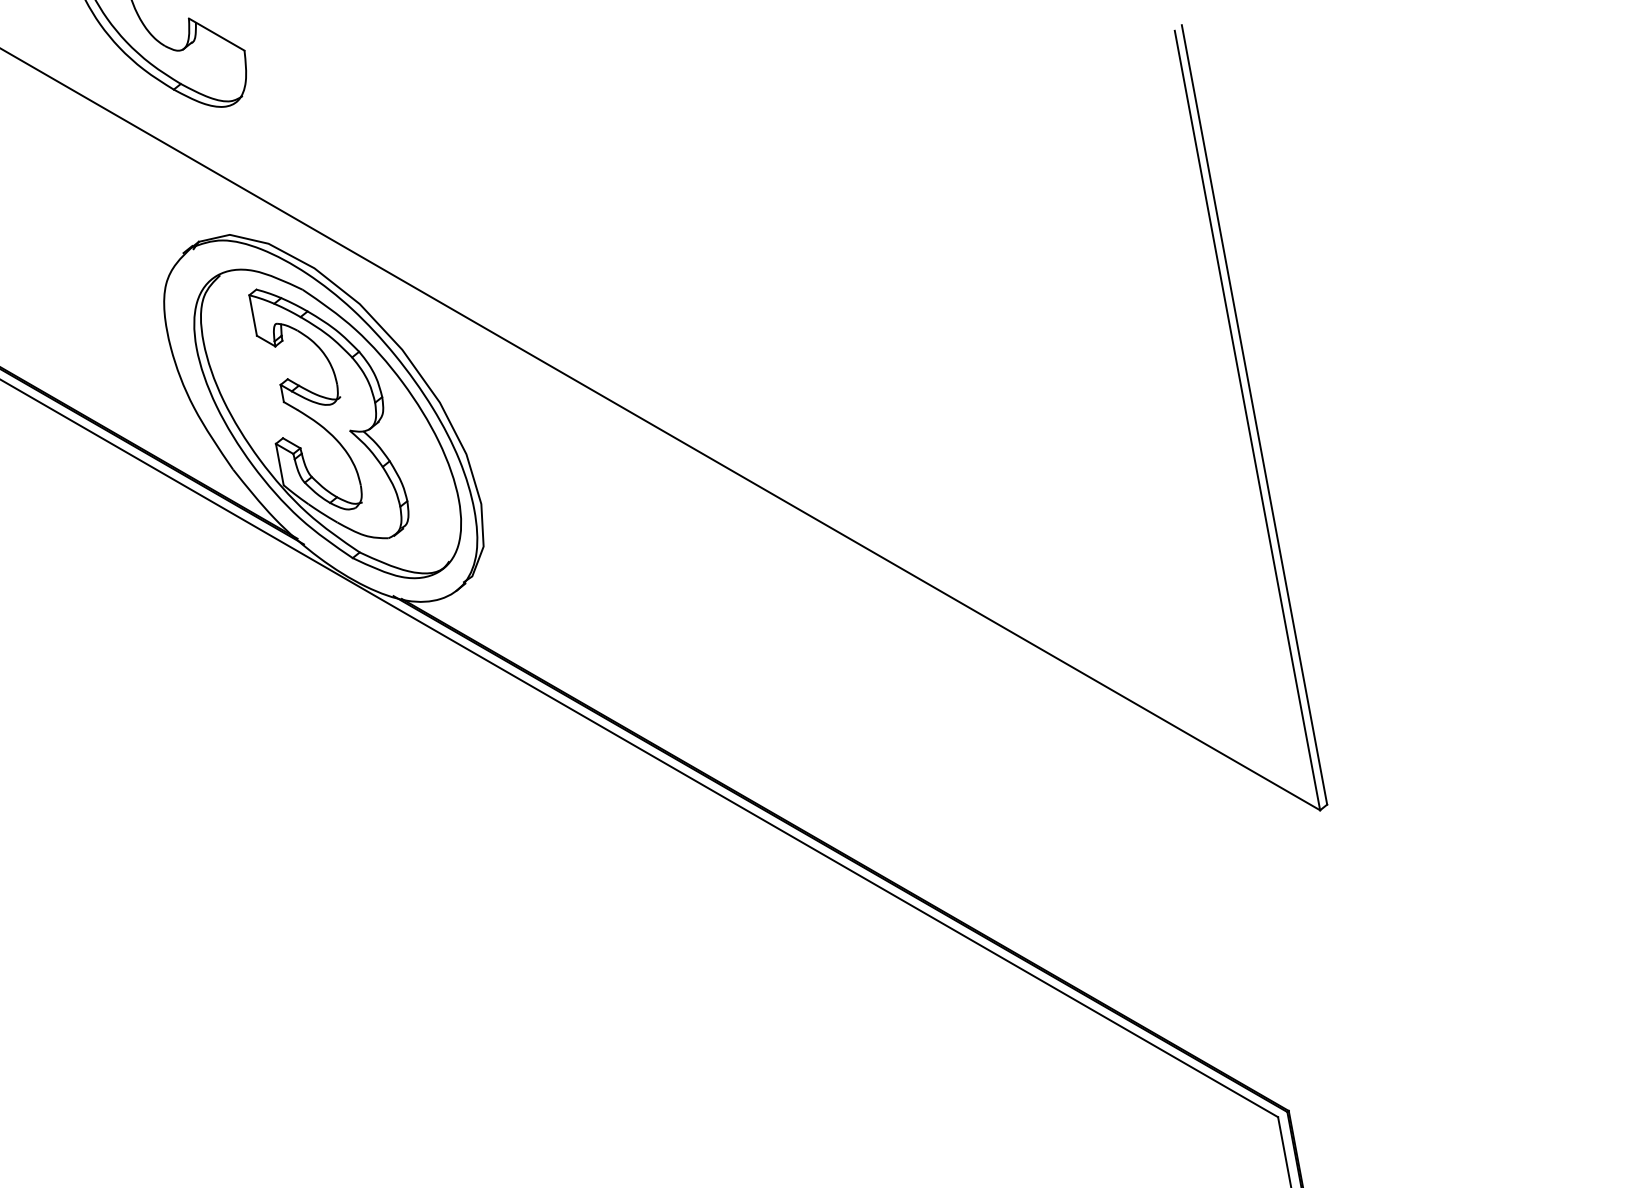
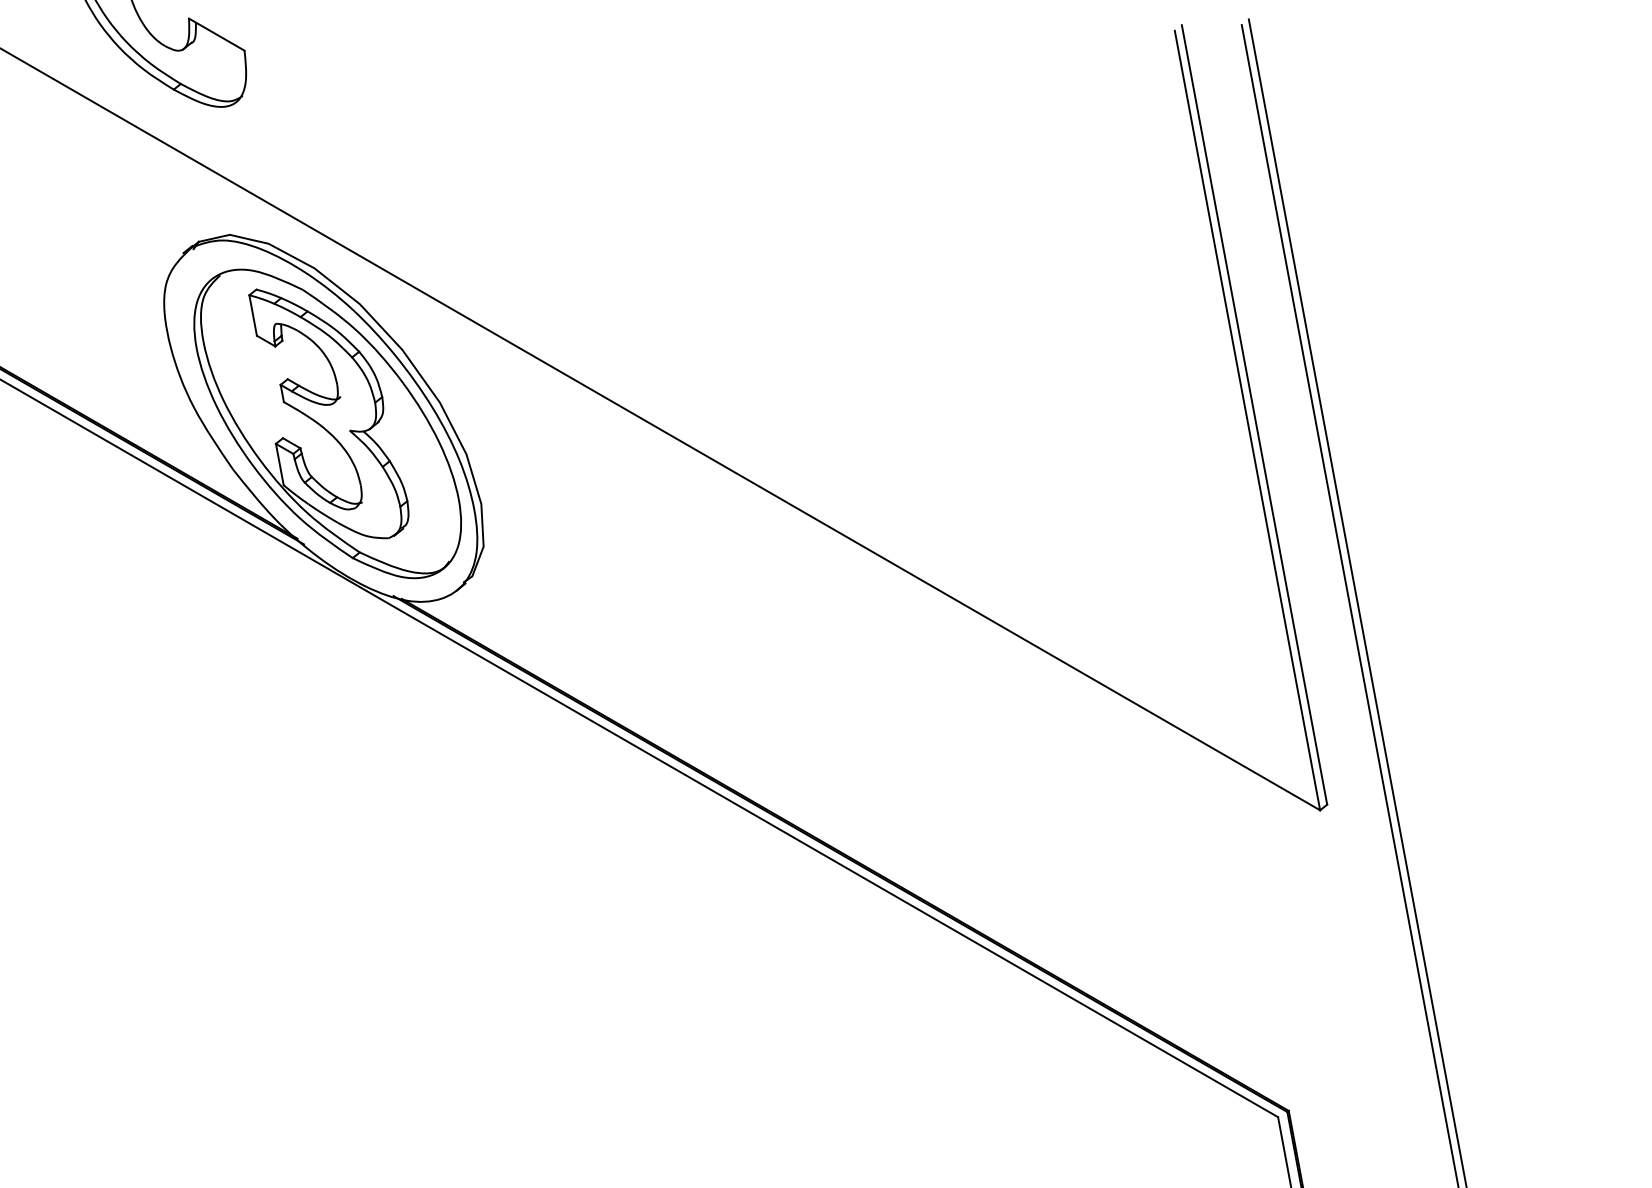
line: none -> present (1357, 601)
line: none -> present (1349, 604)
